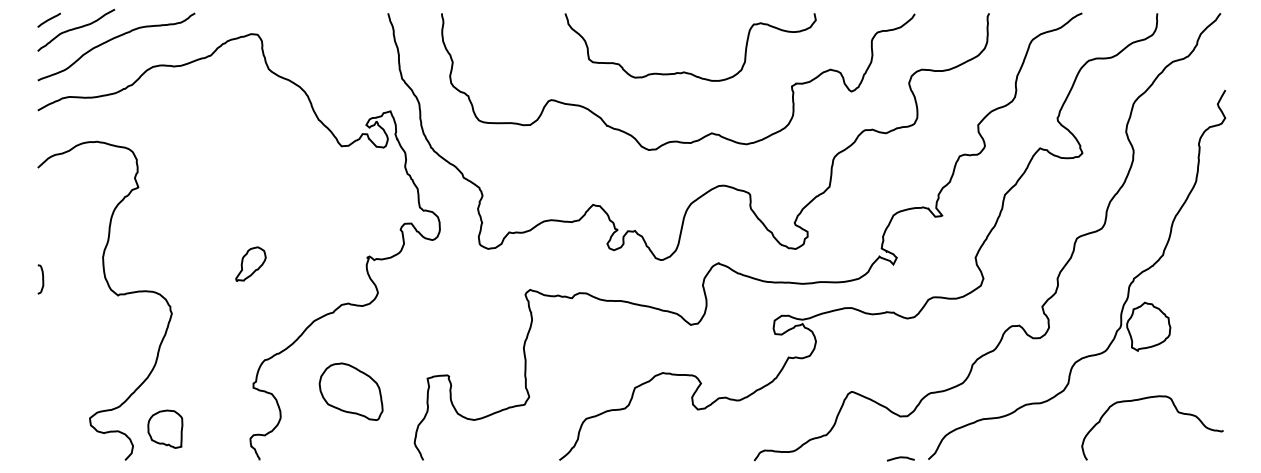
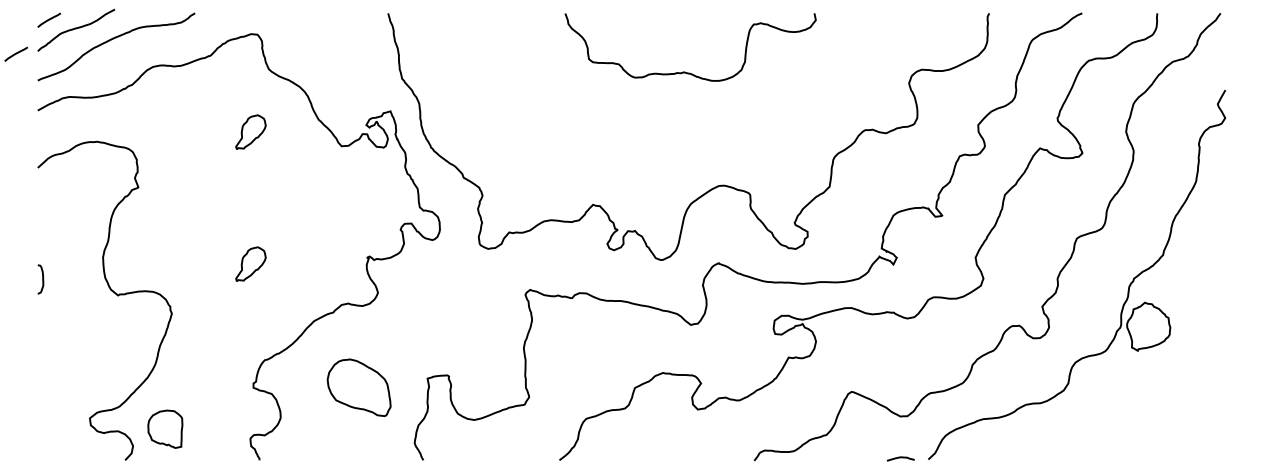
line: none -> present (15, 53)
part: none -> present (250, 131)
curve: present -> none (677, 140)
part position: (350, 391) -> (358, 387) (358, 387)
curve: present -> none (1176, 411)
